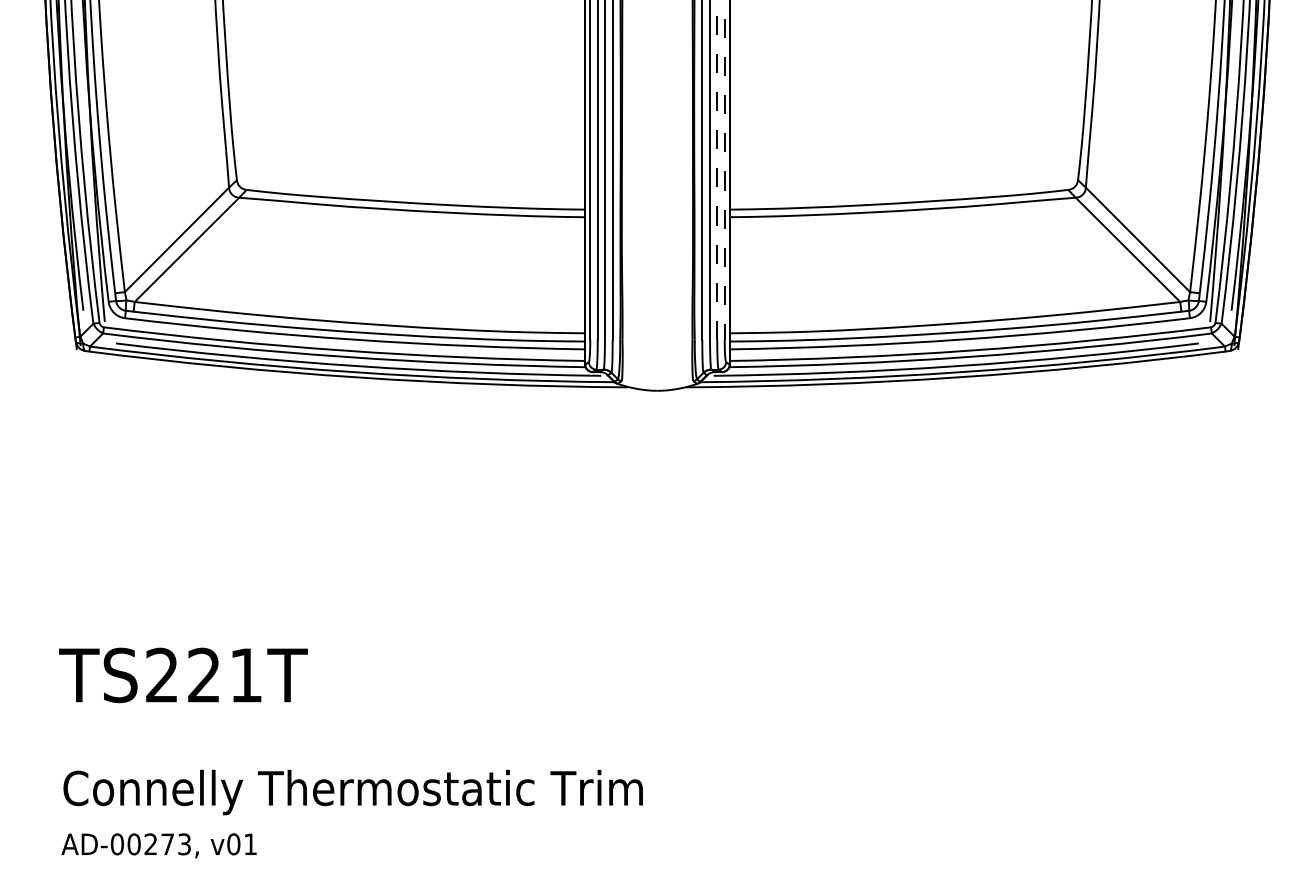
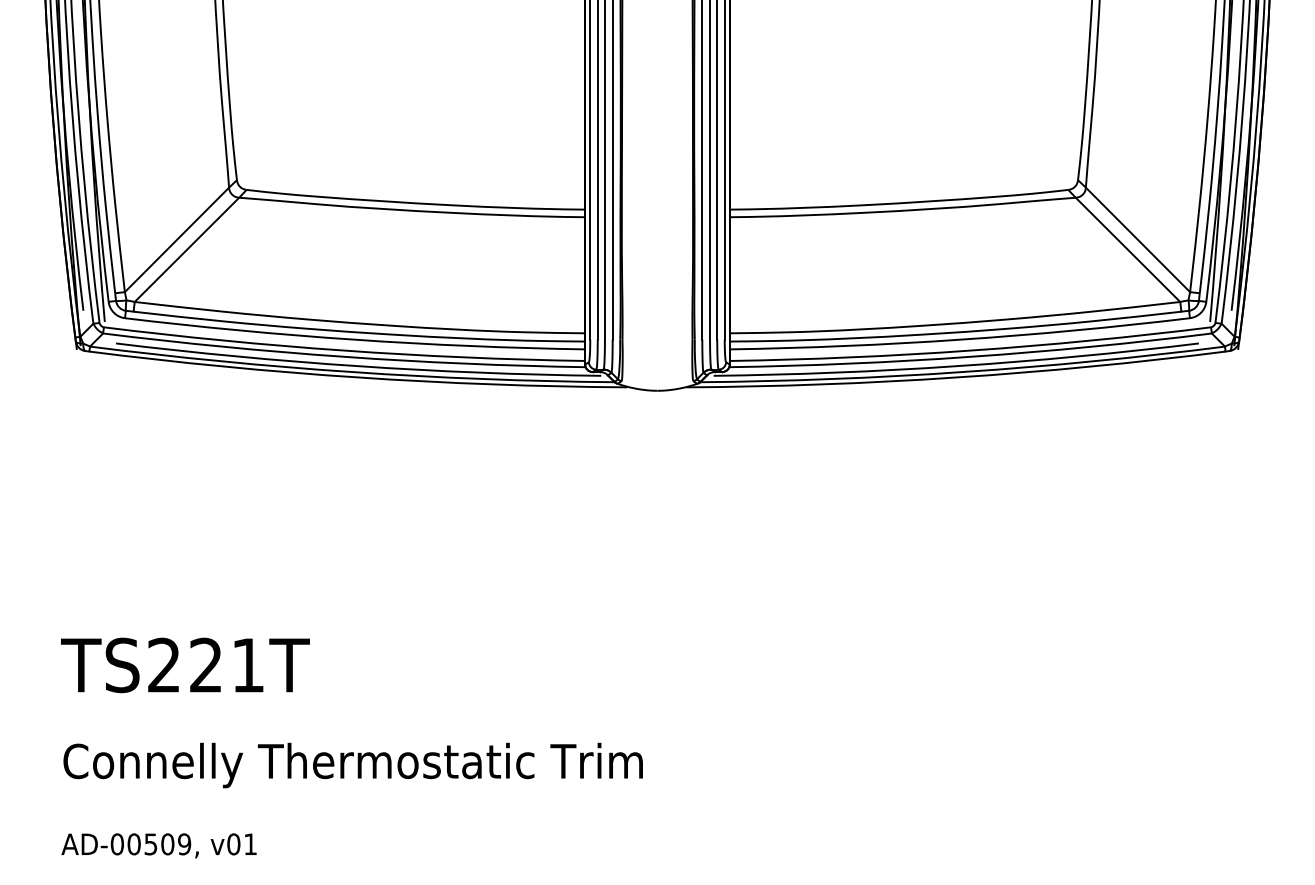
line: dashed -> solid (717, 169)
line: dashed -> solid (724, 169)
text position: (183, 675) -> (185, 665) (185, 665)
text position: (352, 792) -> (352, 765) (352, 765)
text: AD-00273, -> AD-00509, (167, 844)
